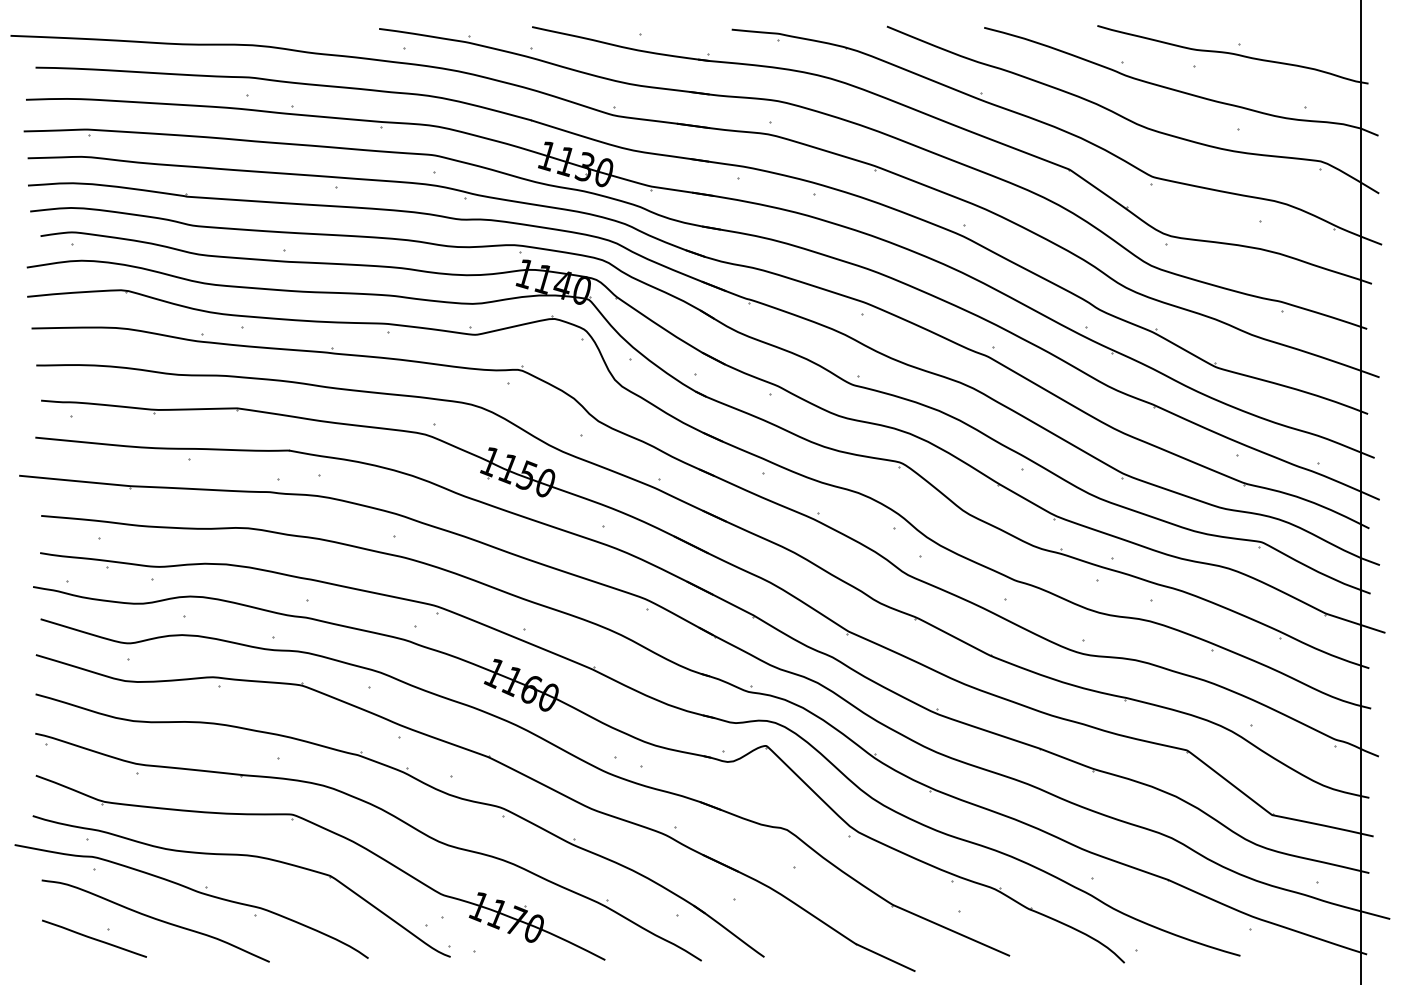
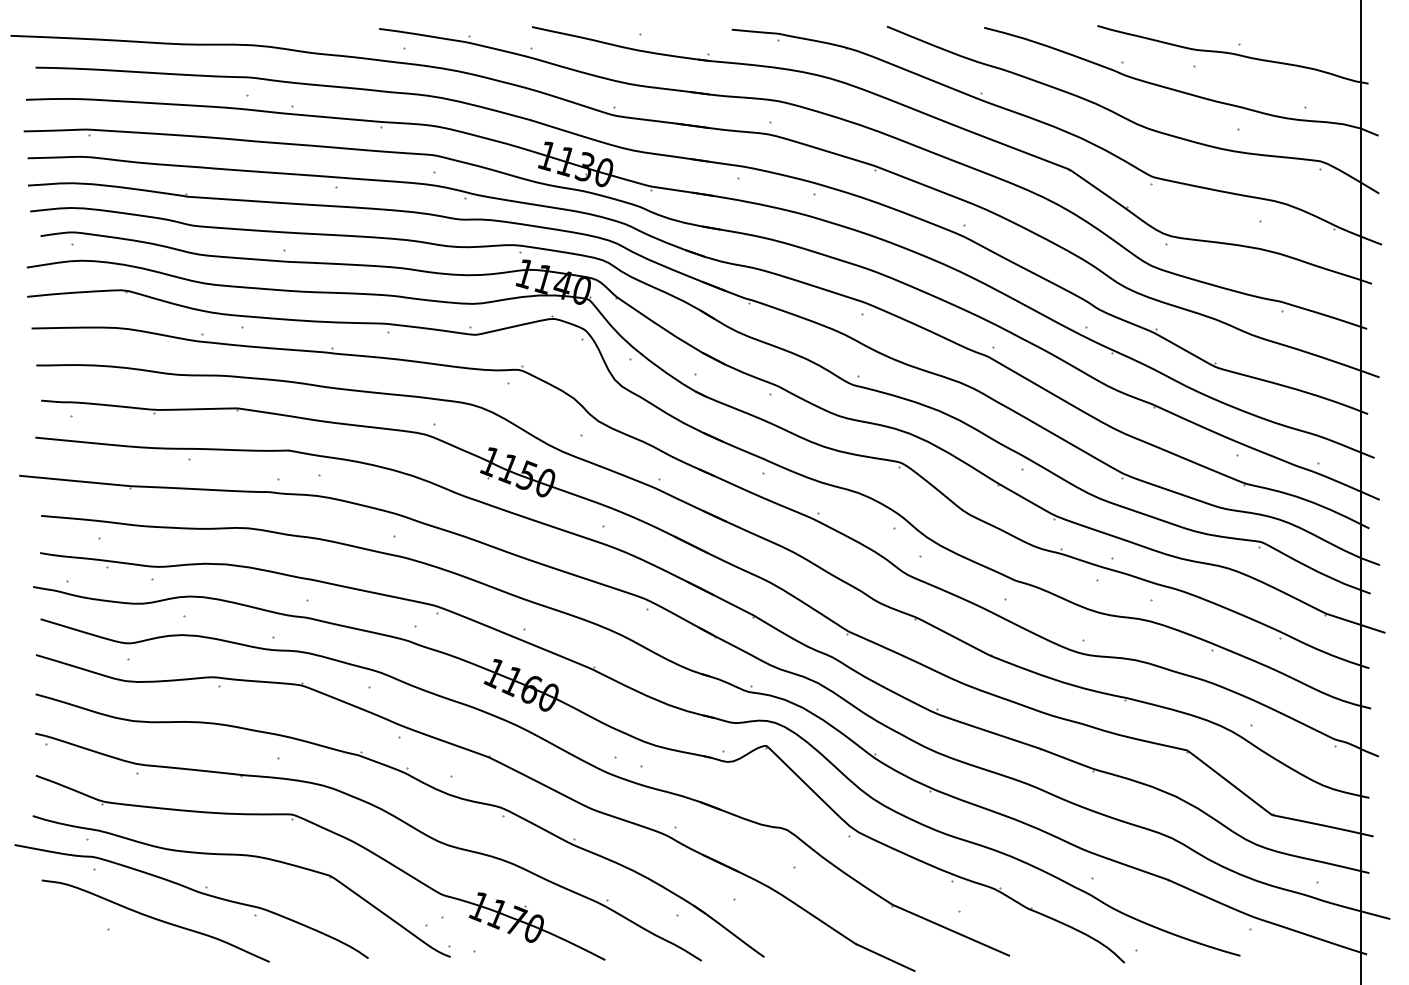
line: present -> none (94, 938)
